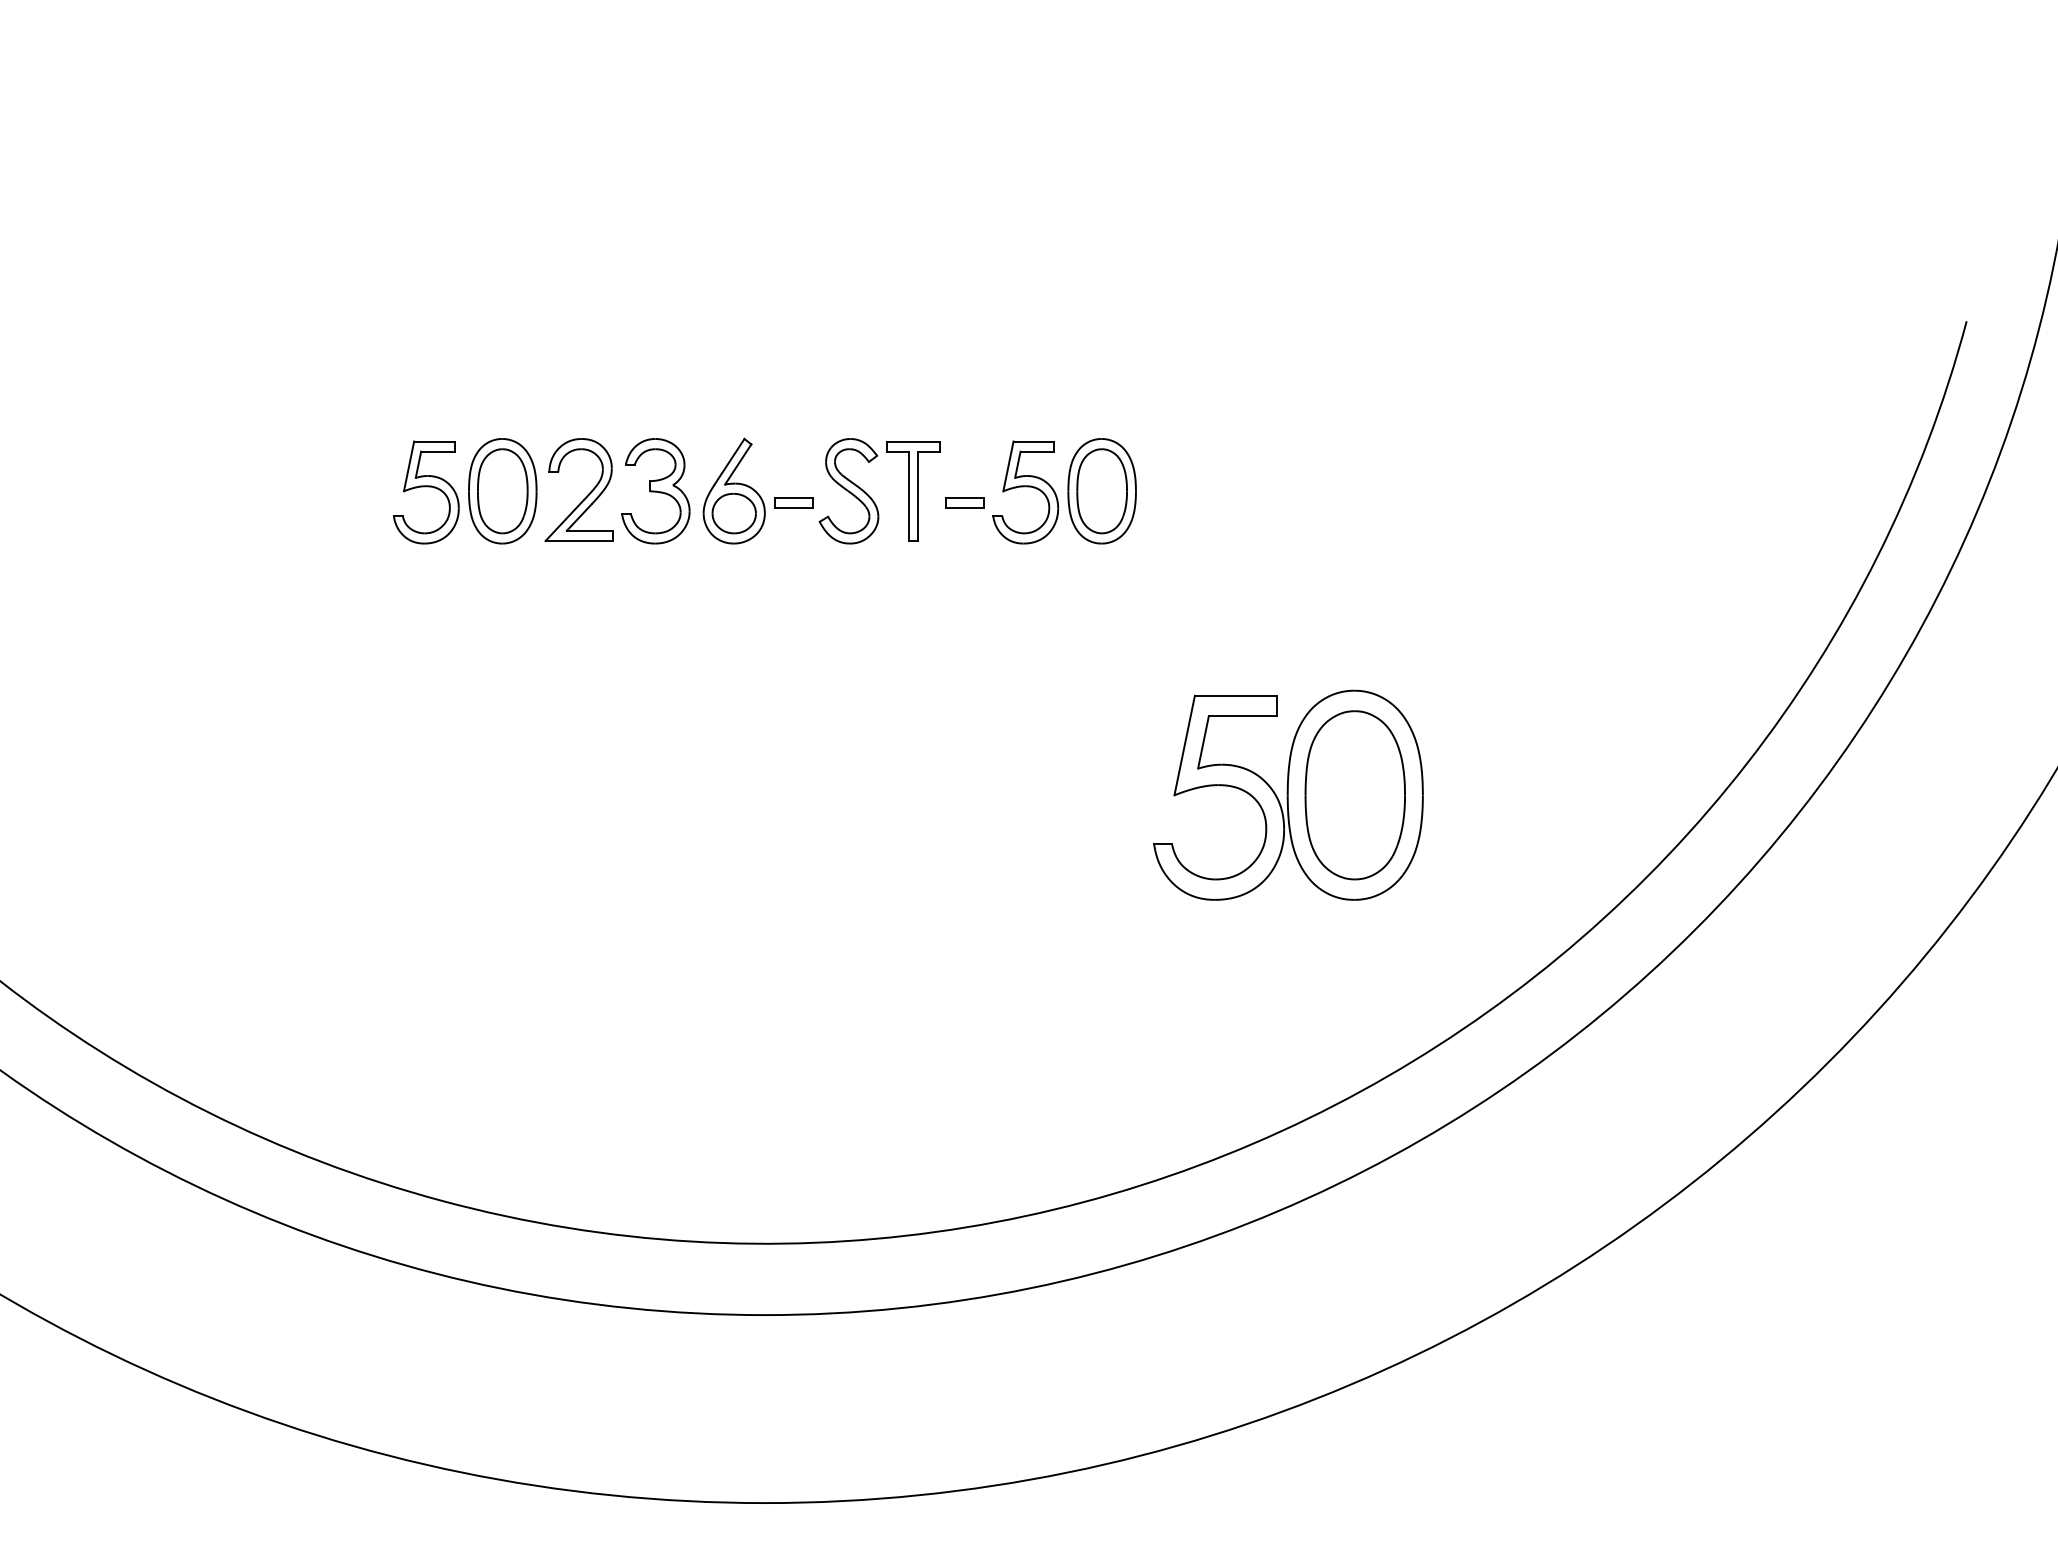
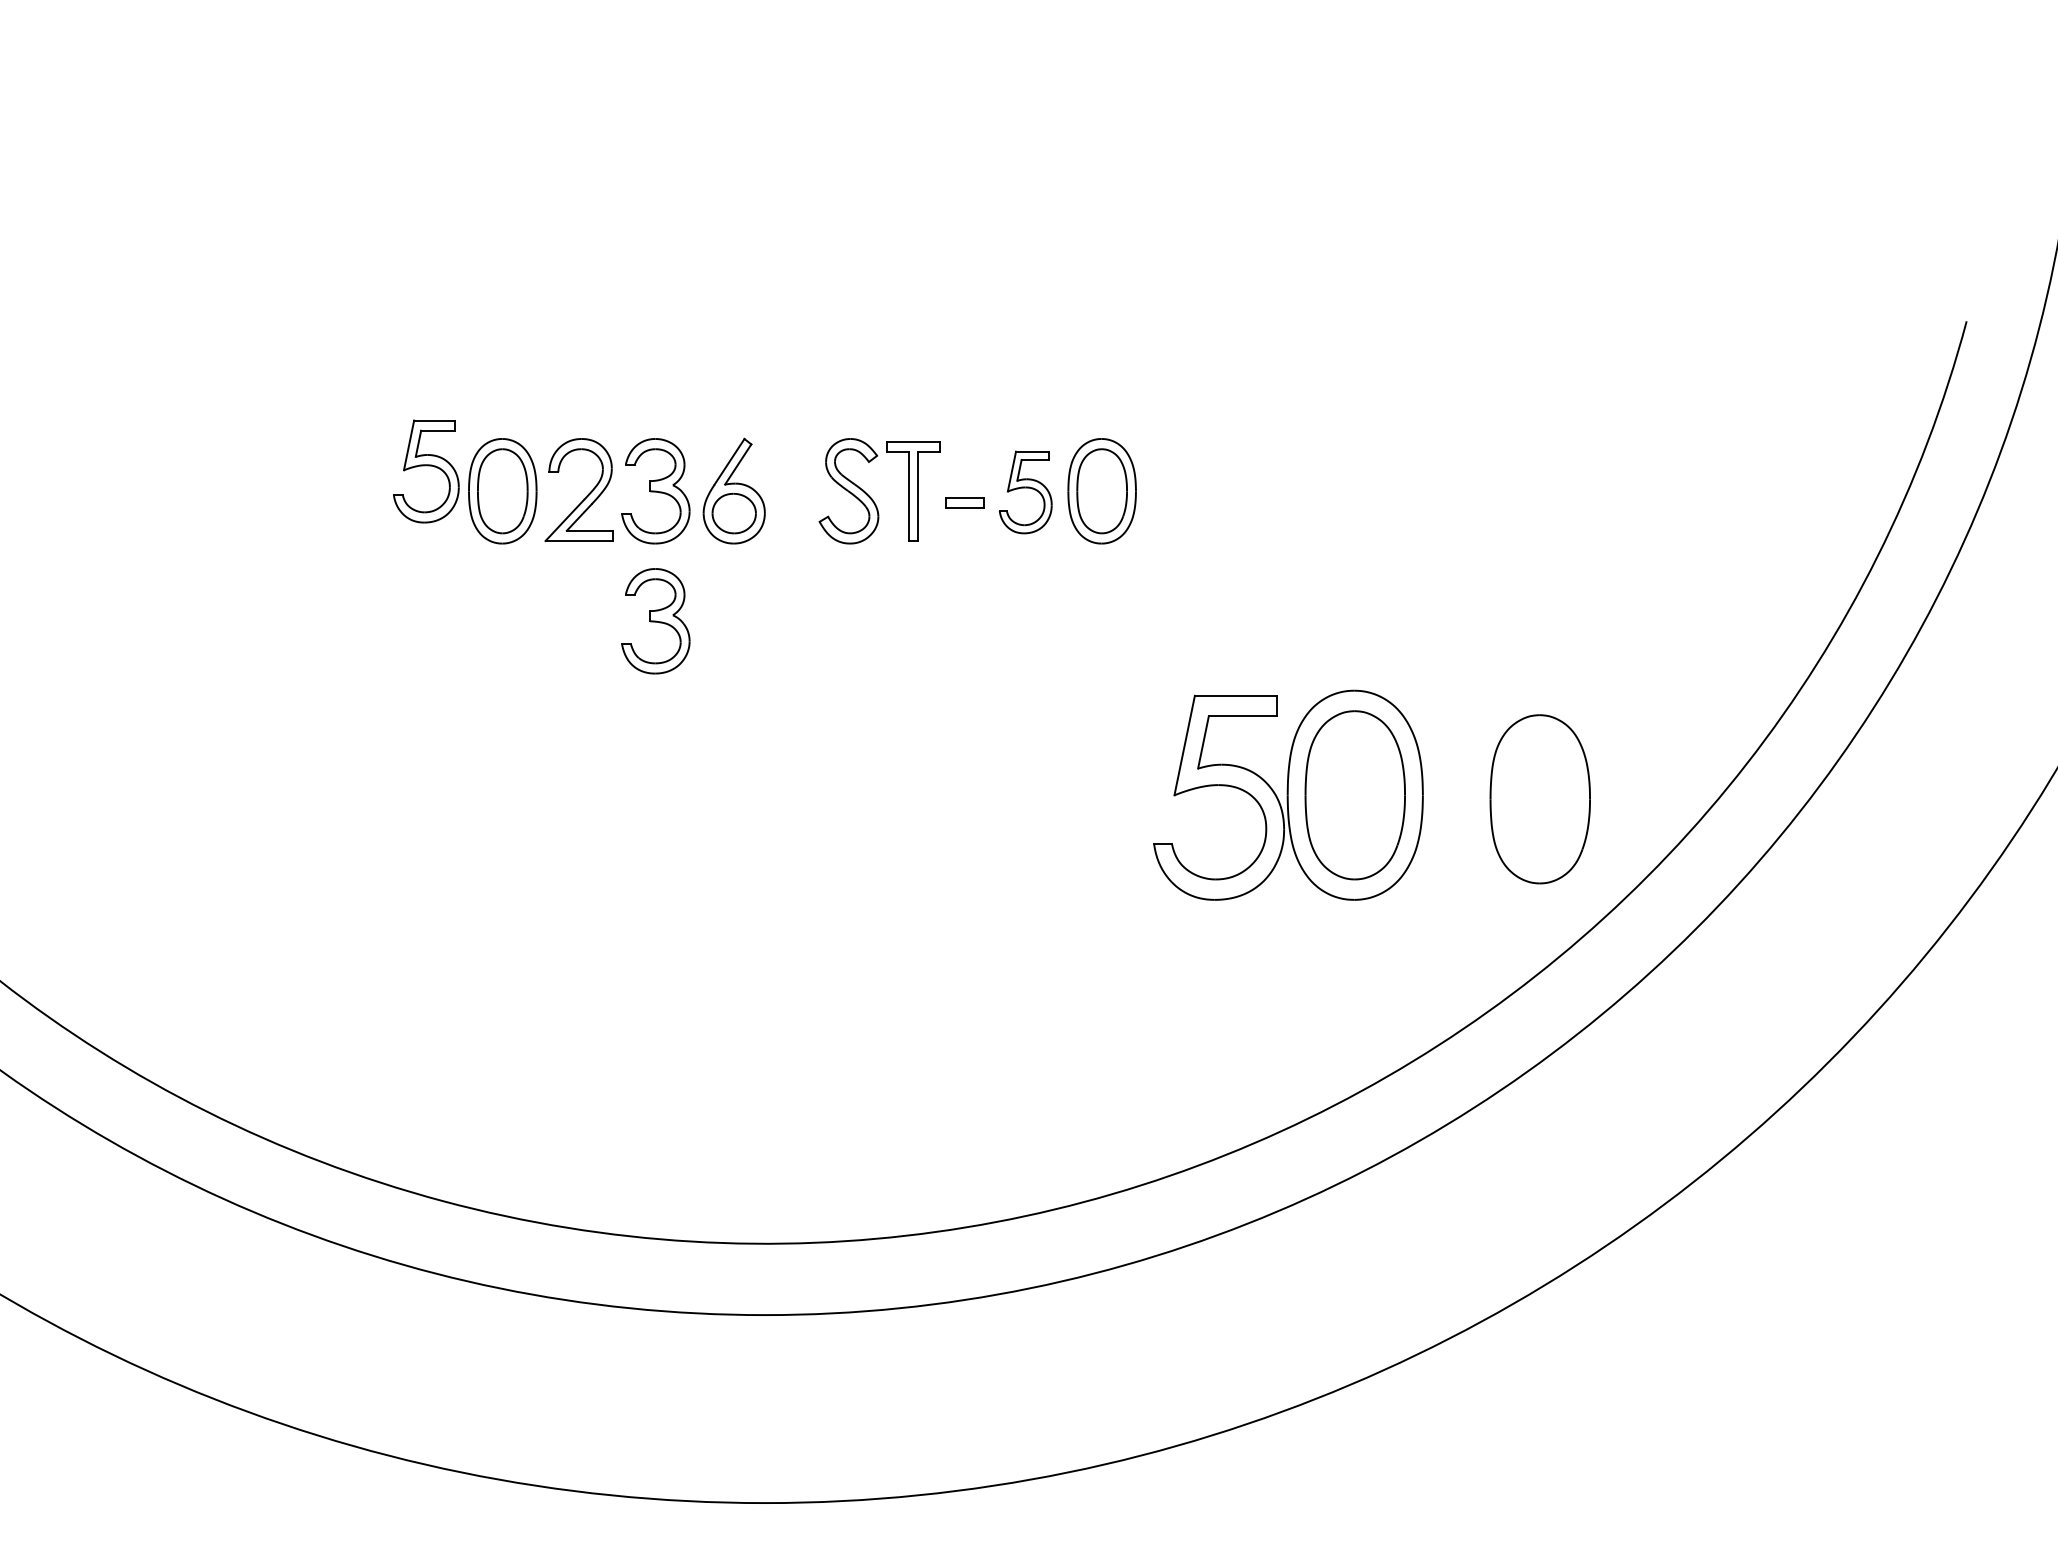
part position: (426, 492) -> (426, 471) (426, 471)
part size: 68x105 px -> 55x85 px (1025, 492)
part: present -> none (793, 502)
part: none -> present (655, 621)
part: none -> present (1539, 799)
